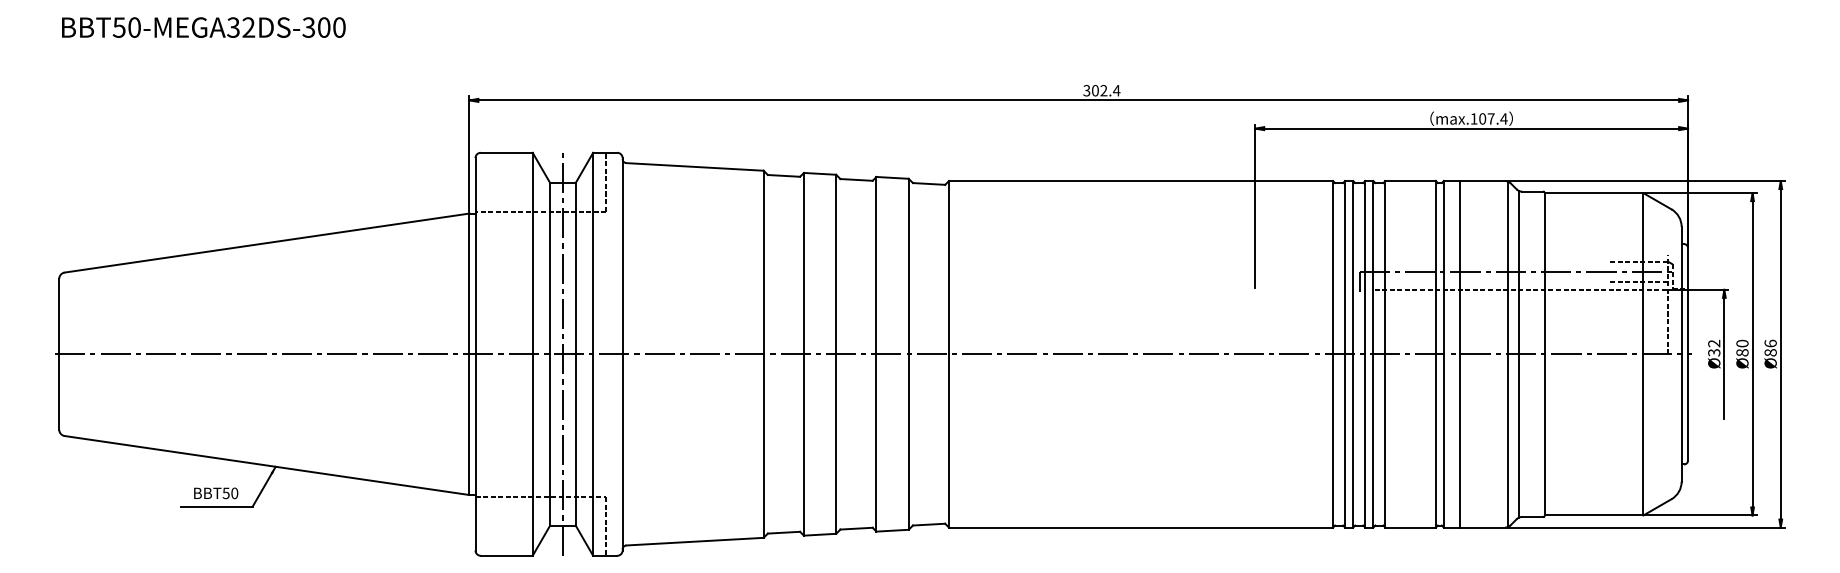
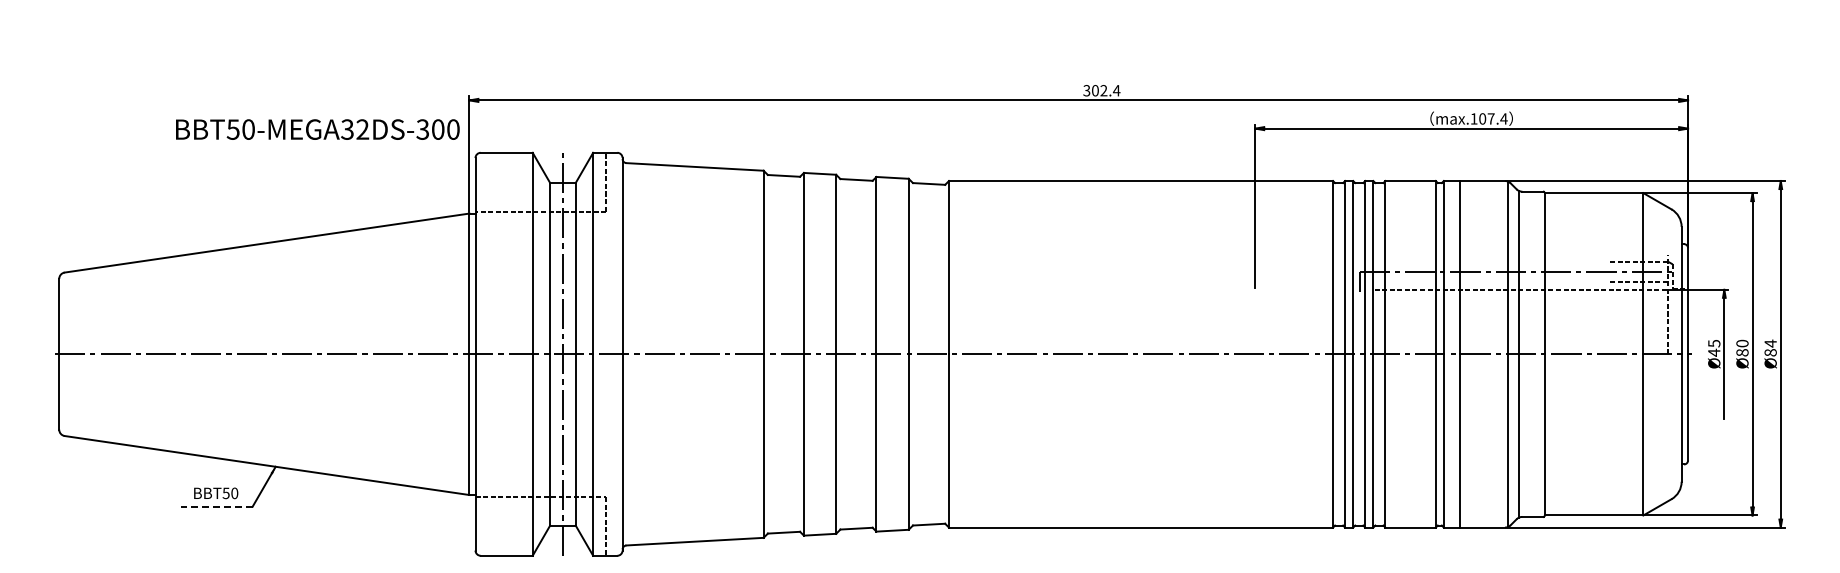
text position: (203, 27) -> (317, 129) (317, 129)
text: 86 -> 84 (1770, 343)
text: 32 -> 45 (1714, 347)
line: solid -> dashed (217, 506)
